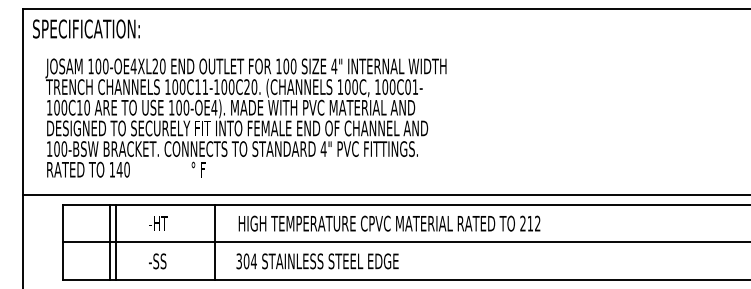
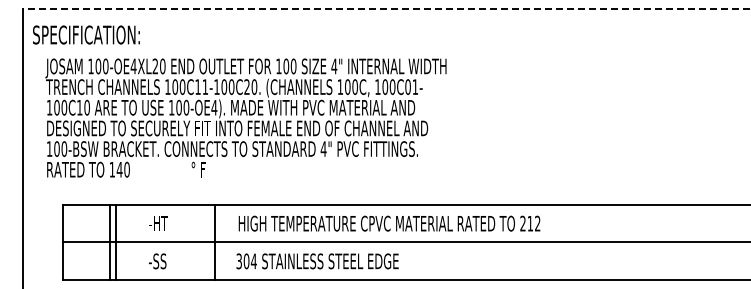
line: solid -> dashed (386, 8)
text position: (86, 28) -> (86, 34) (86, 34)
line: present -> none (384, 194)
